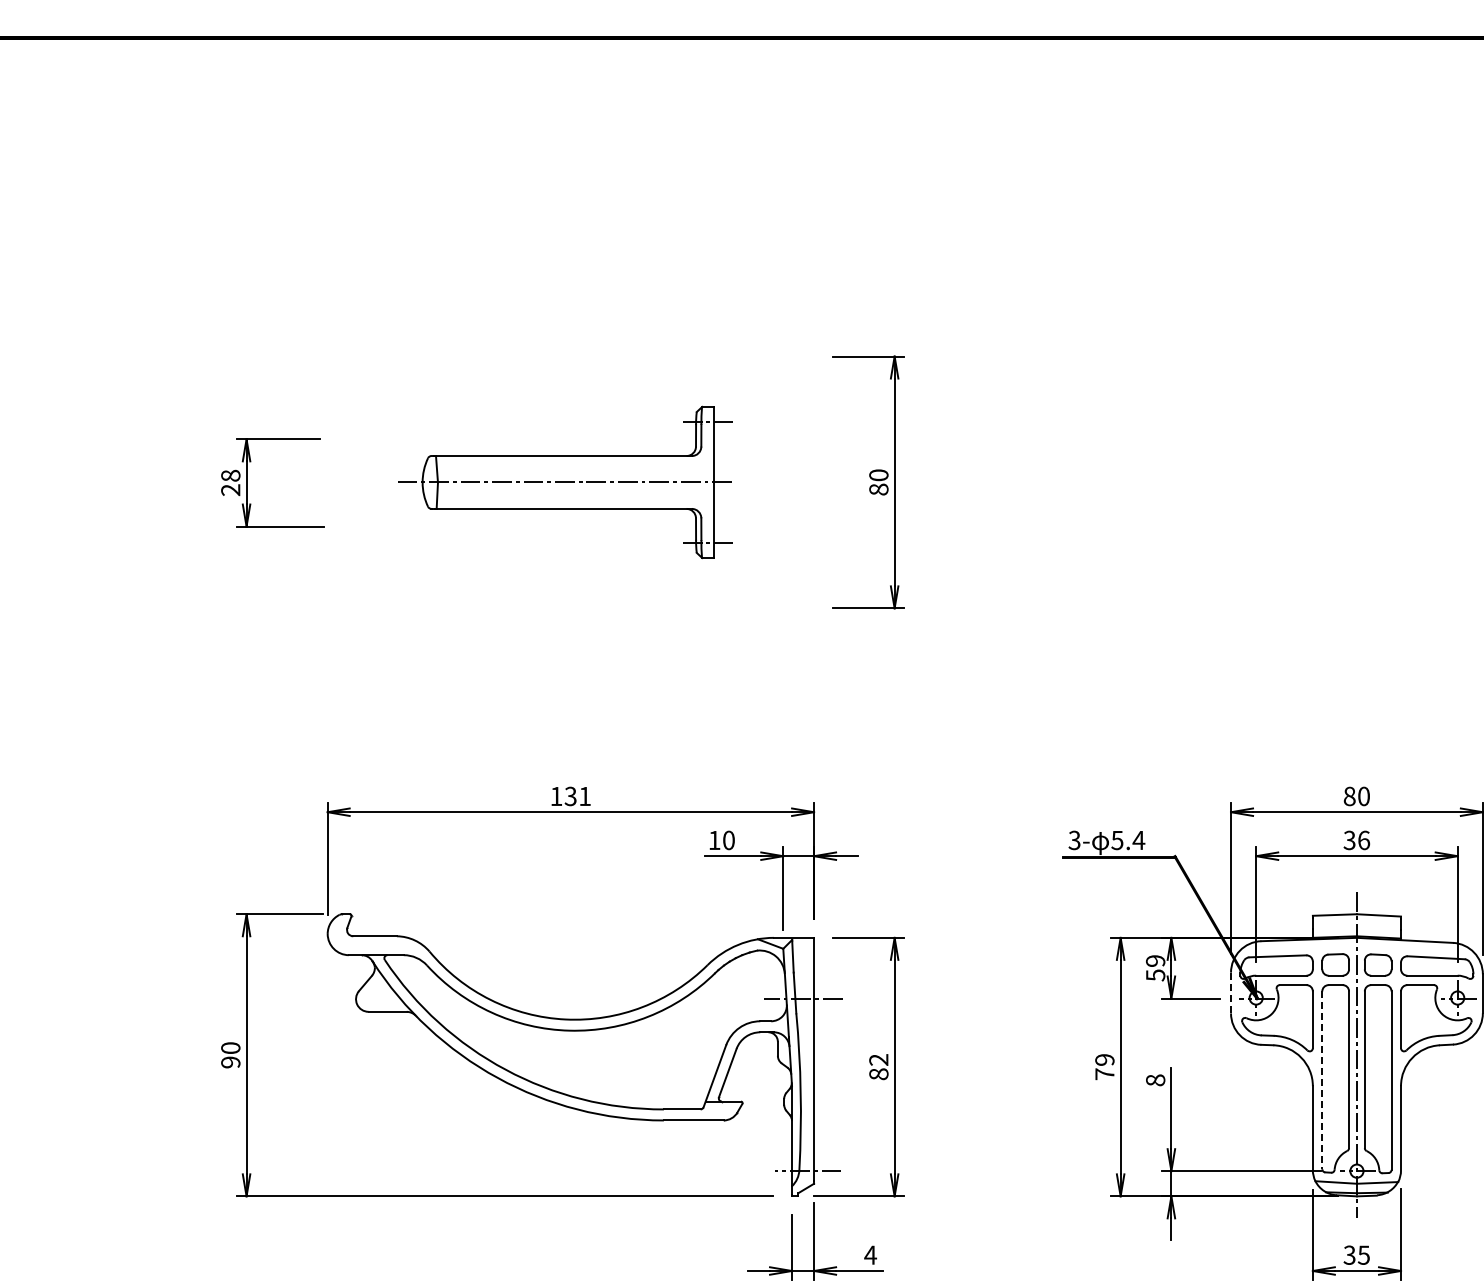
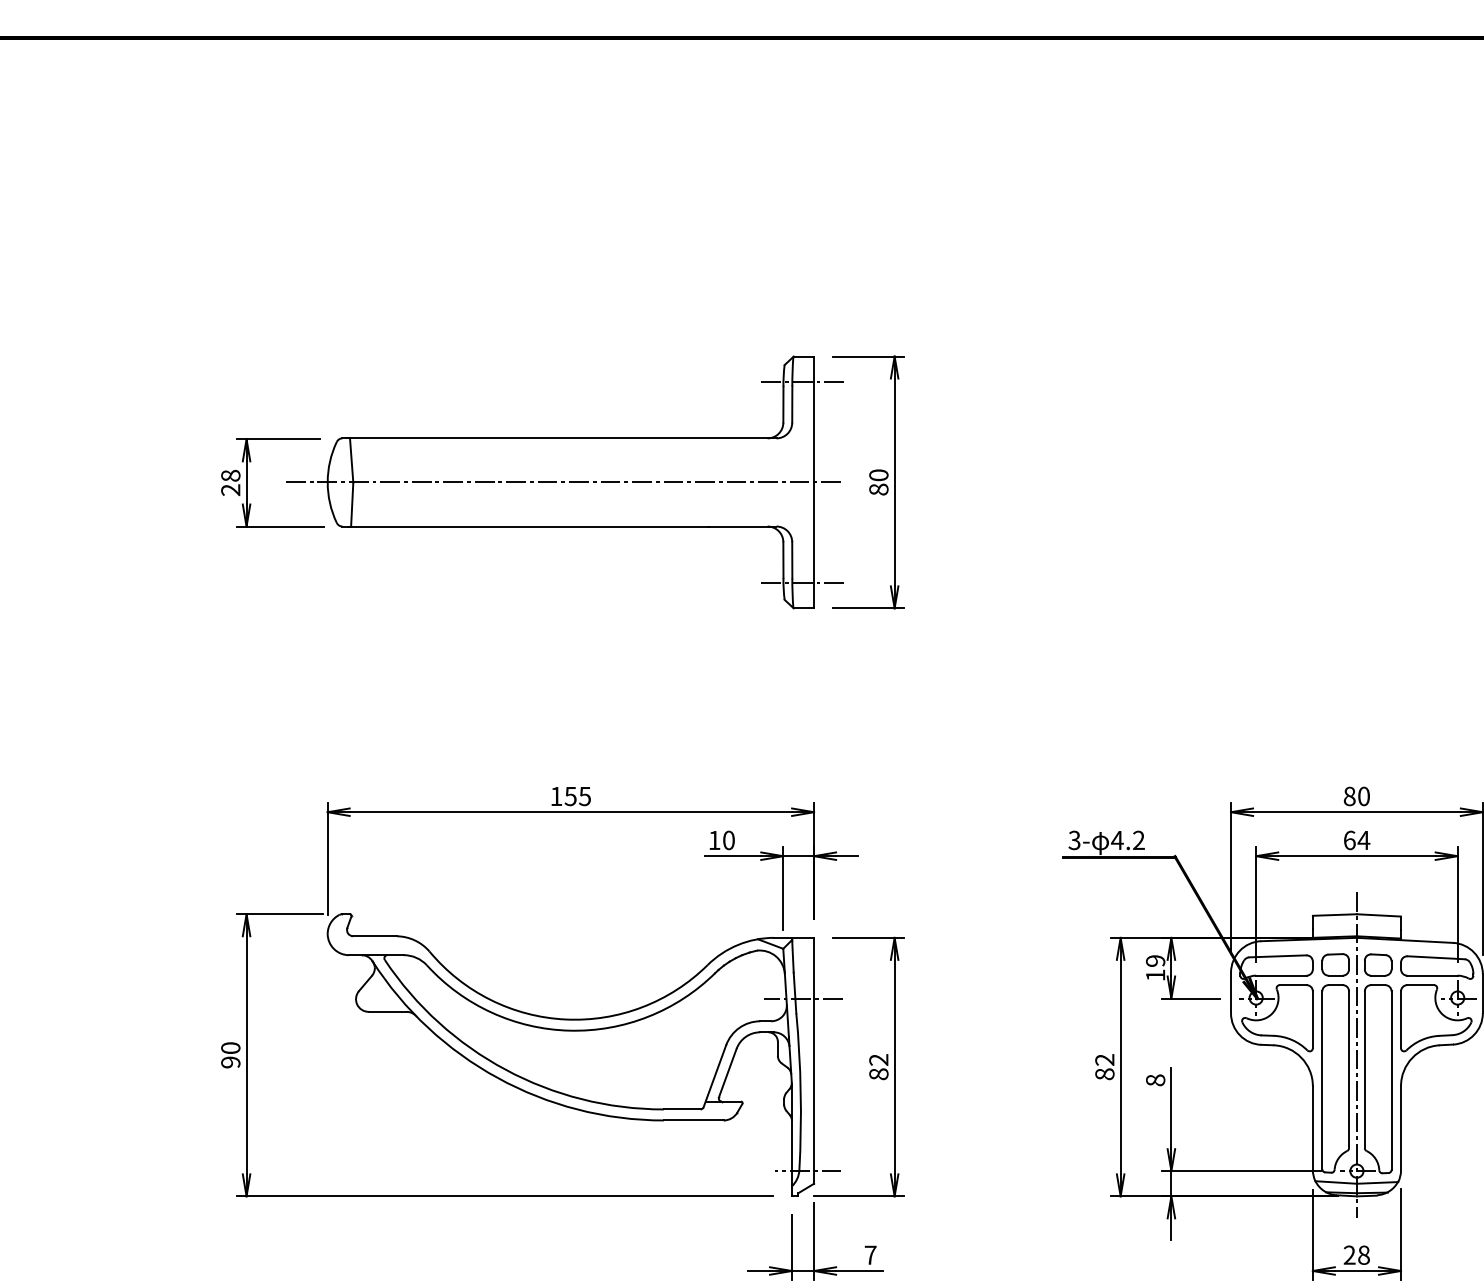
part size: 335x155 px -> 558x255 px (564, 482)
text: 131 -> 155 (577, 796)
text: 5.4 -> 4.2 (1128, 840)
text: 36 -> 64 (1356, 840)
text: 59 -> 19 (1155, 975)
line: dashed -> solid (1231, 992)
text: 79 -> 82 (1104, 1067)
line: dashed -> solid (1322, 1080)
text: 4 -> 7 (870, 1254)
text: 35 -> 28 (1356, 1254)
